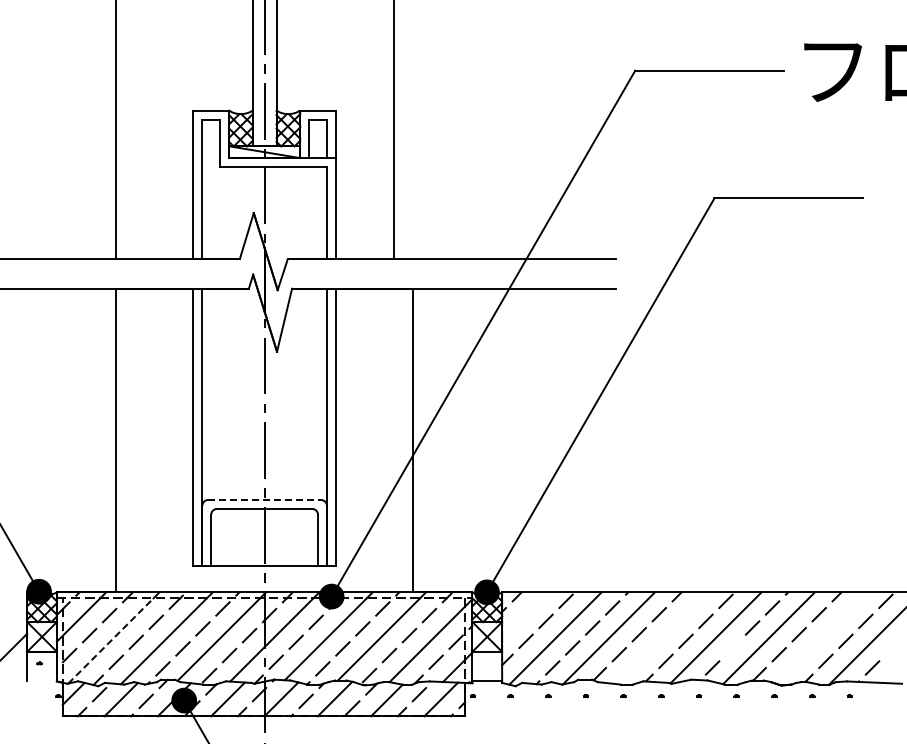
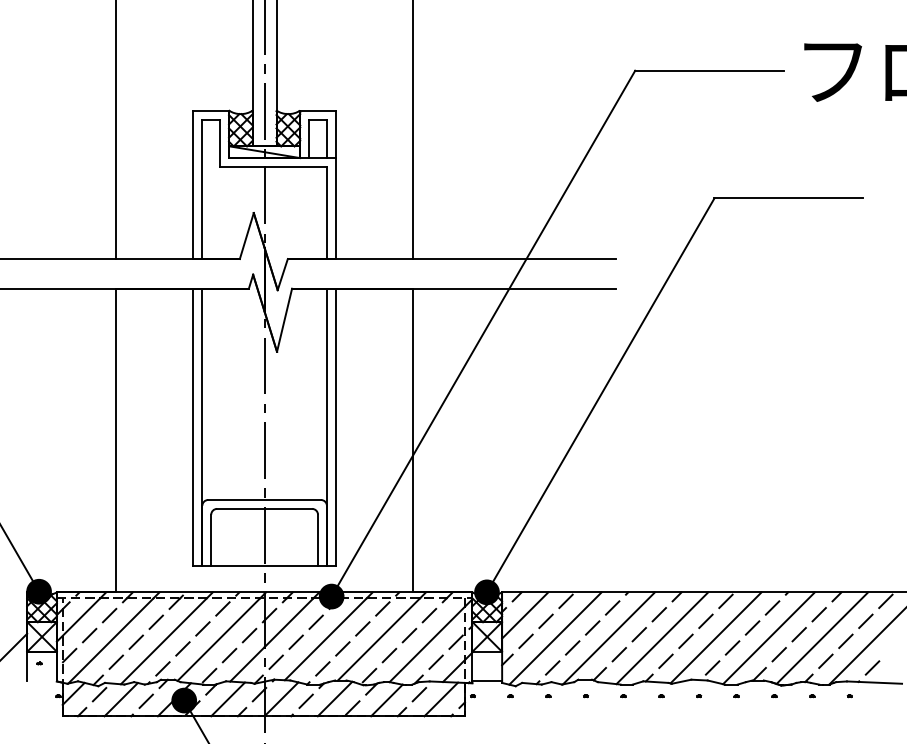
line position: (394, 130) -> (413, 130) (413, 130)
line: dashed -> solid (265, 499)
line: none -> present (525, 615)
line: none -> present (822, 637)
line: none -> present (662, 638)
line: dashed -> solid (111, 640)
line: none -> present (732, 647)
